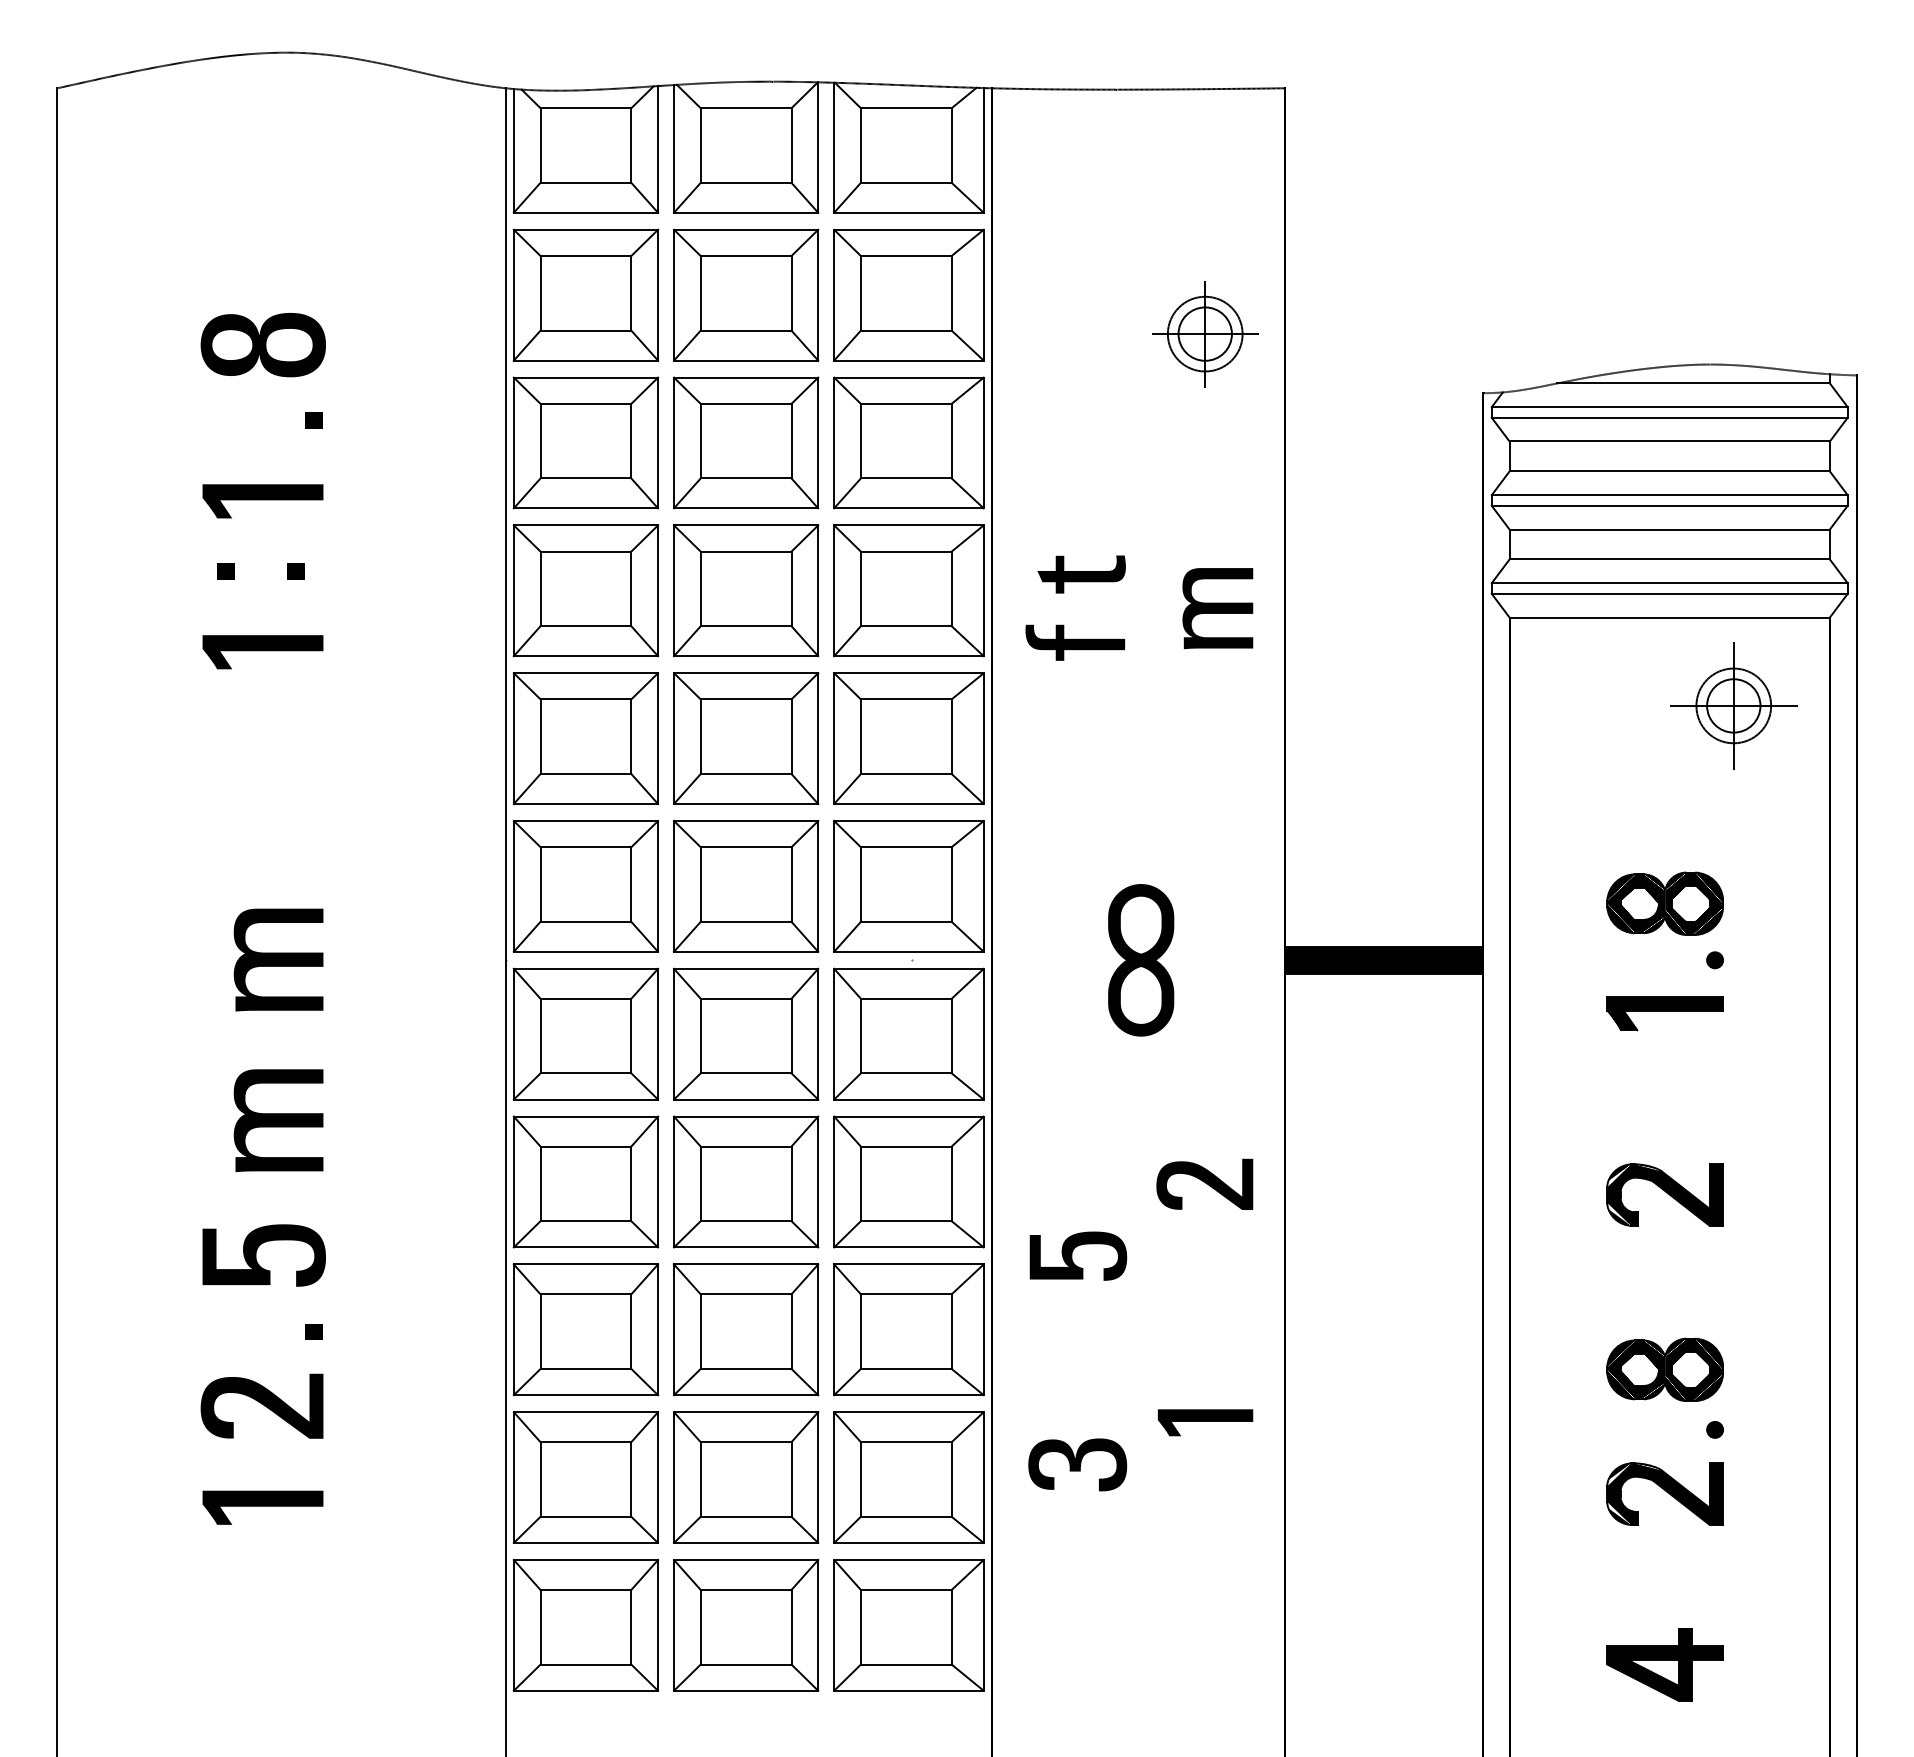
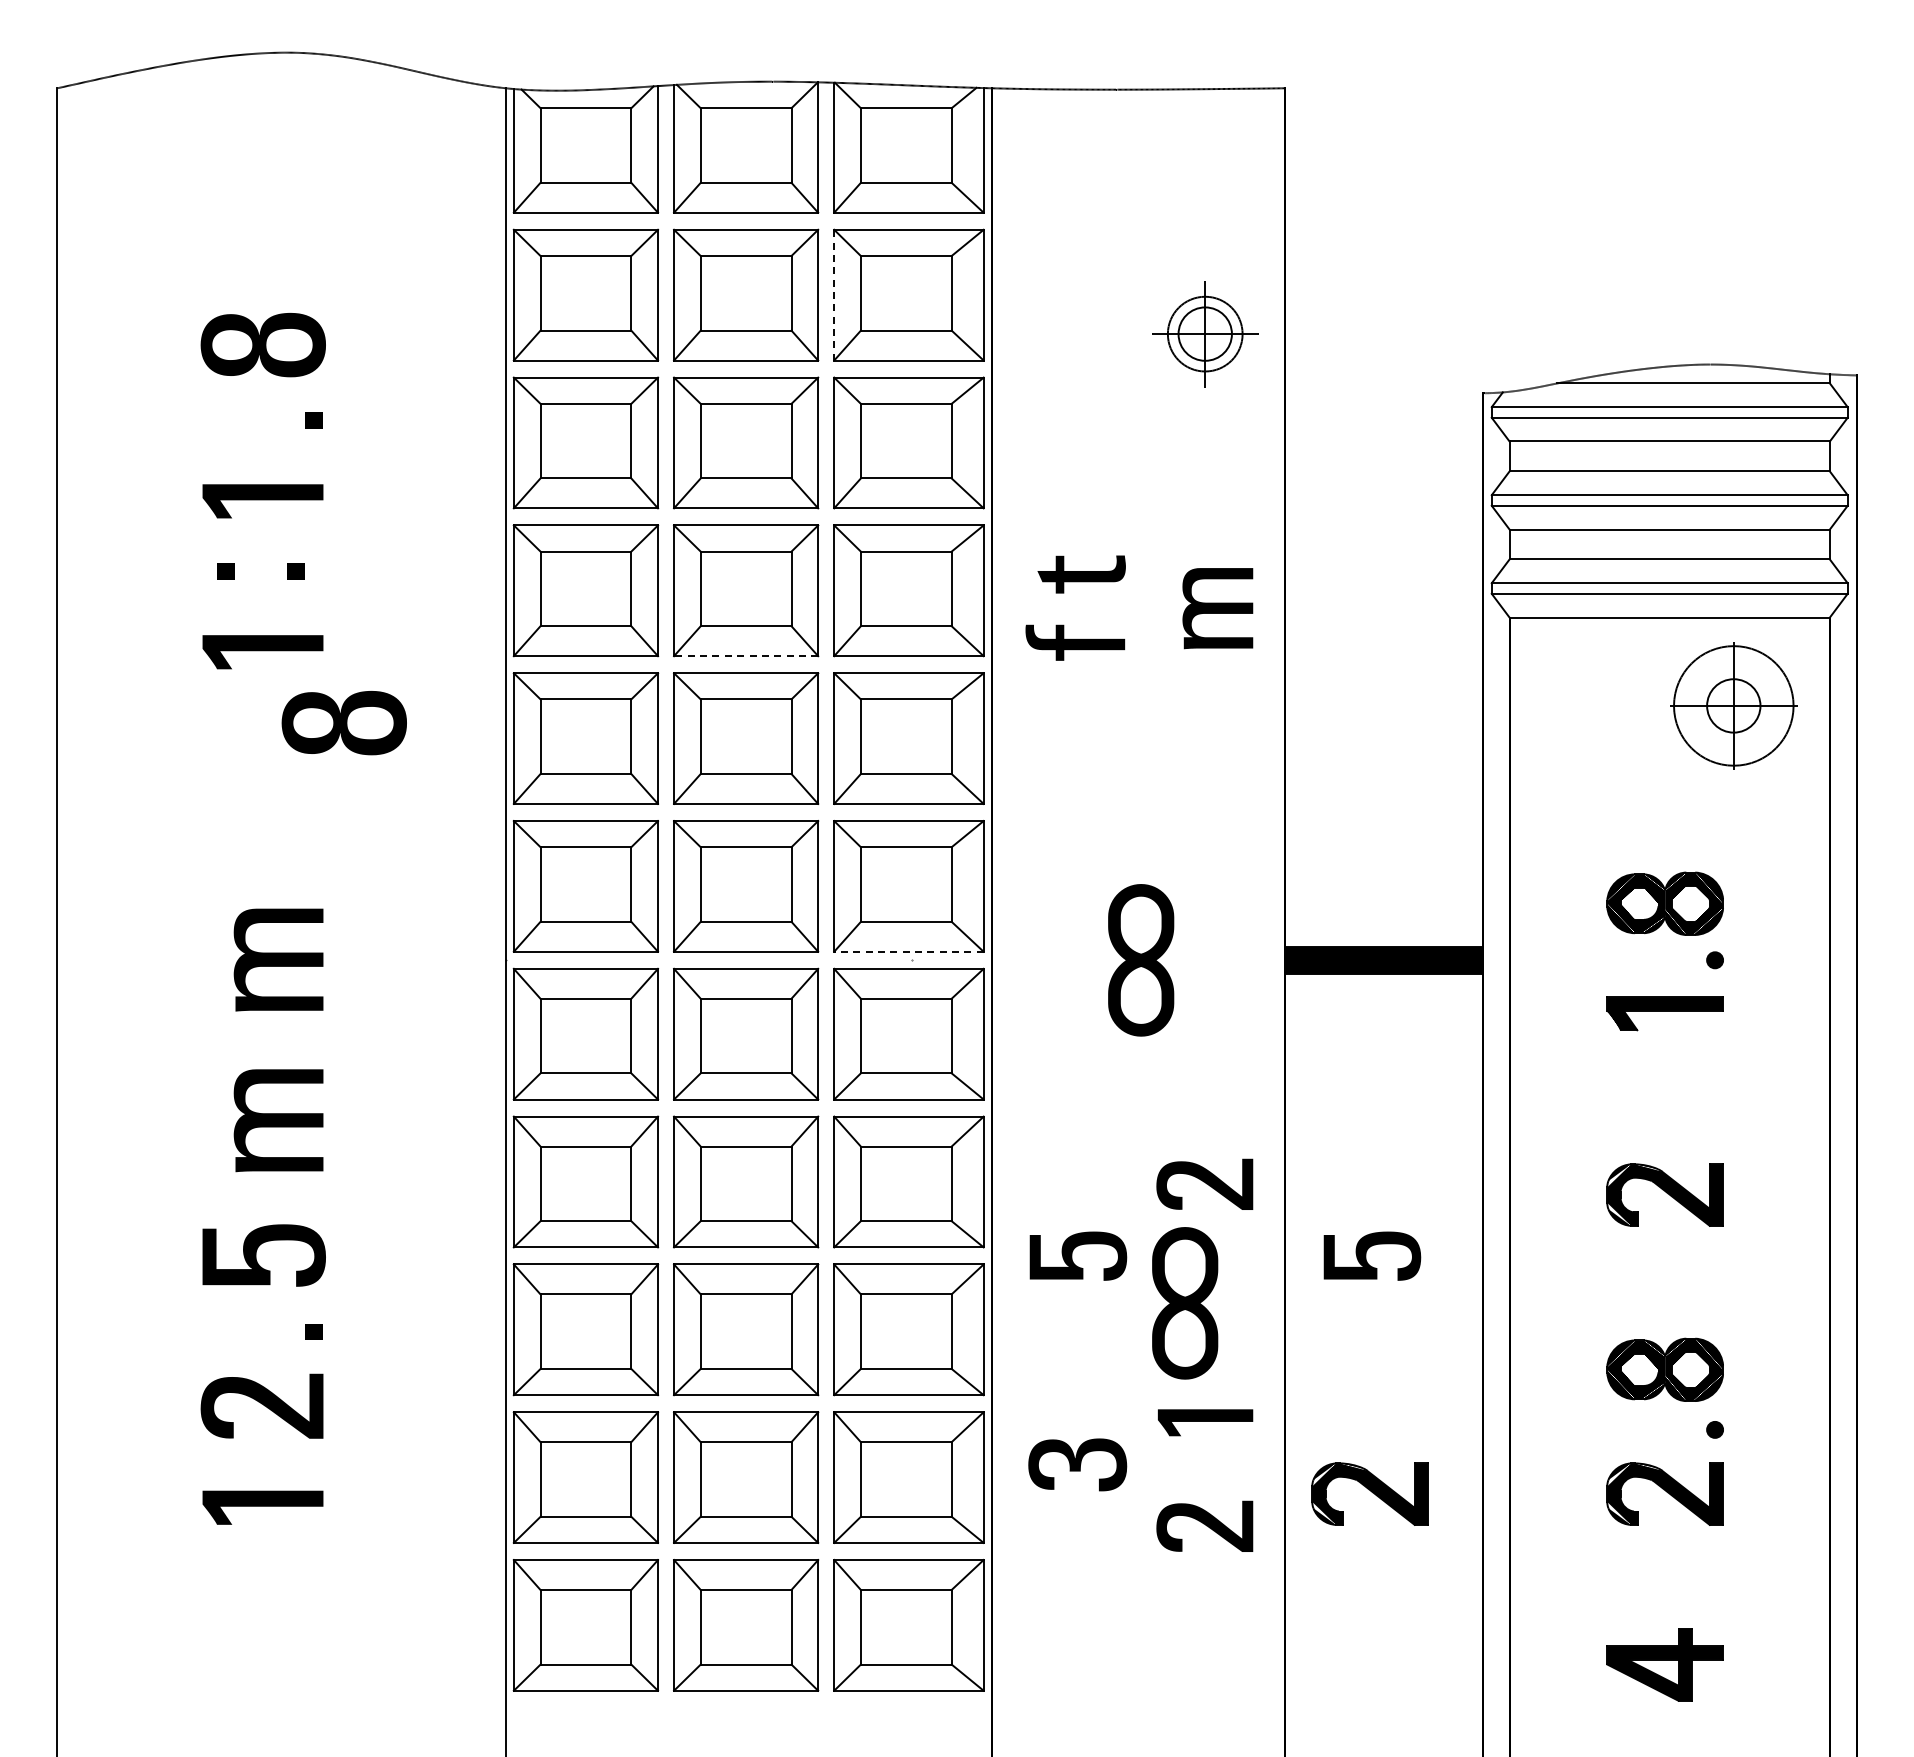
line: solid -> dashed (834, 294)
line: solid -> dashed (745, 656)
circle diameter: 75 px -> 120 px (1733, 705)
part: none -> present (343, 723)
line: solid -> dashed (908, 951)
part: none -> present (1372, 1255)
part: none -> present (1185, 1303)
part: none -> present (1369, 1493)
part: none -> present (1204, 1525)
